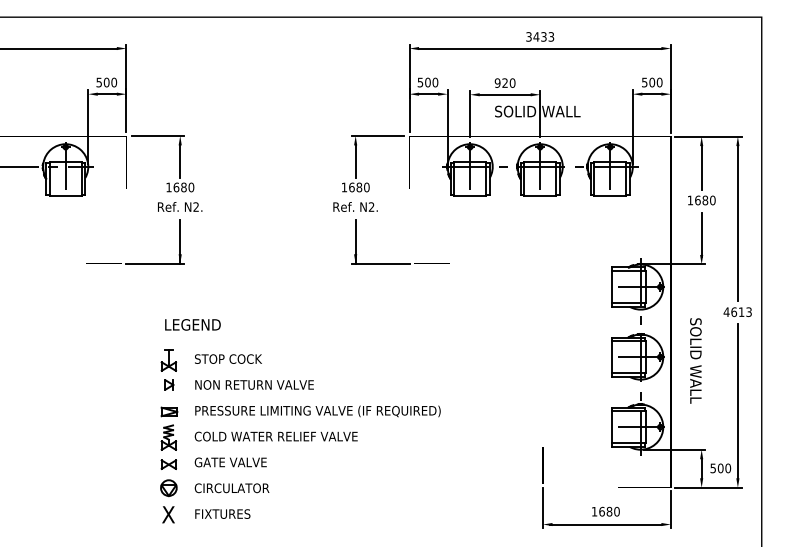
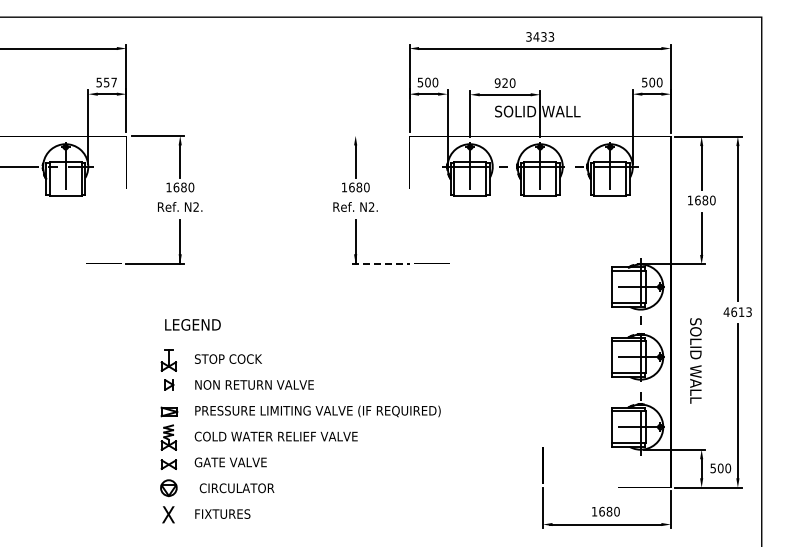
text: 500 -> 557 (110, 82)
line: present -> none (377, 135)
line: solid -> dashed (380, 263)
text position: (231, 488) -> (236, 488) (236, 488)
